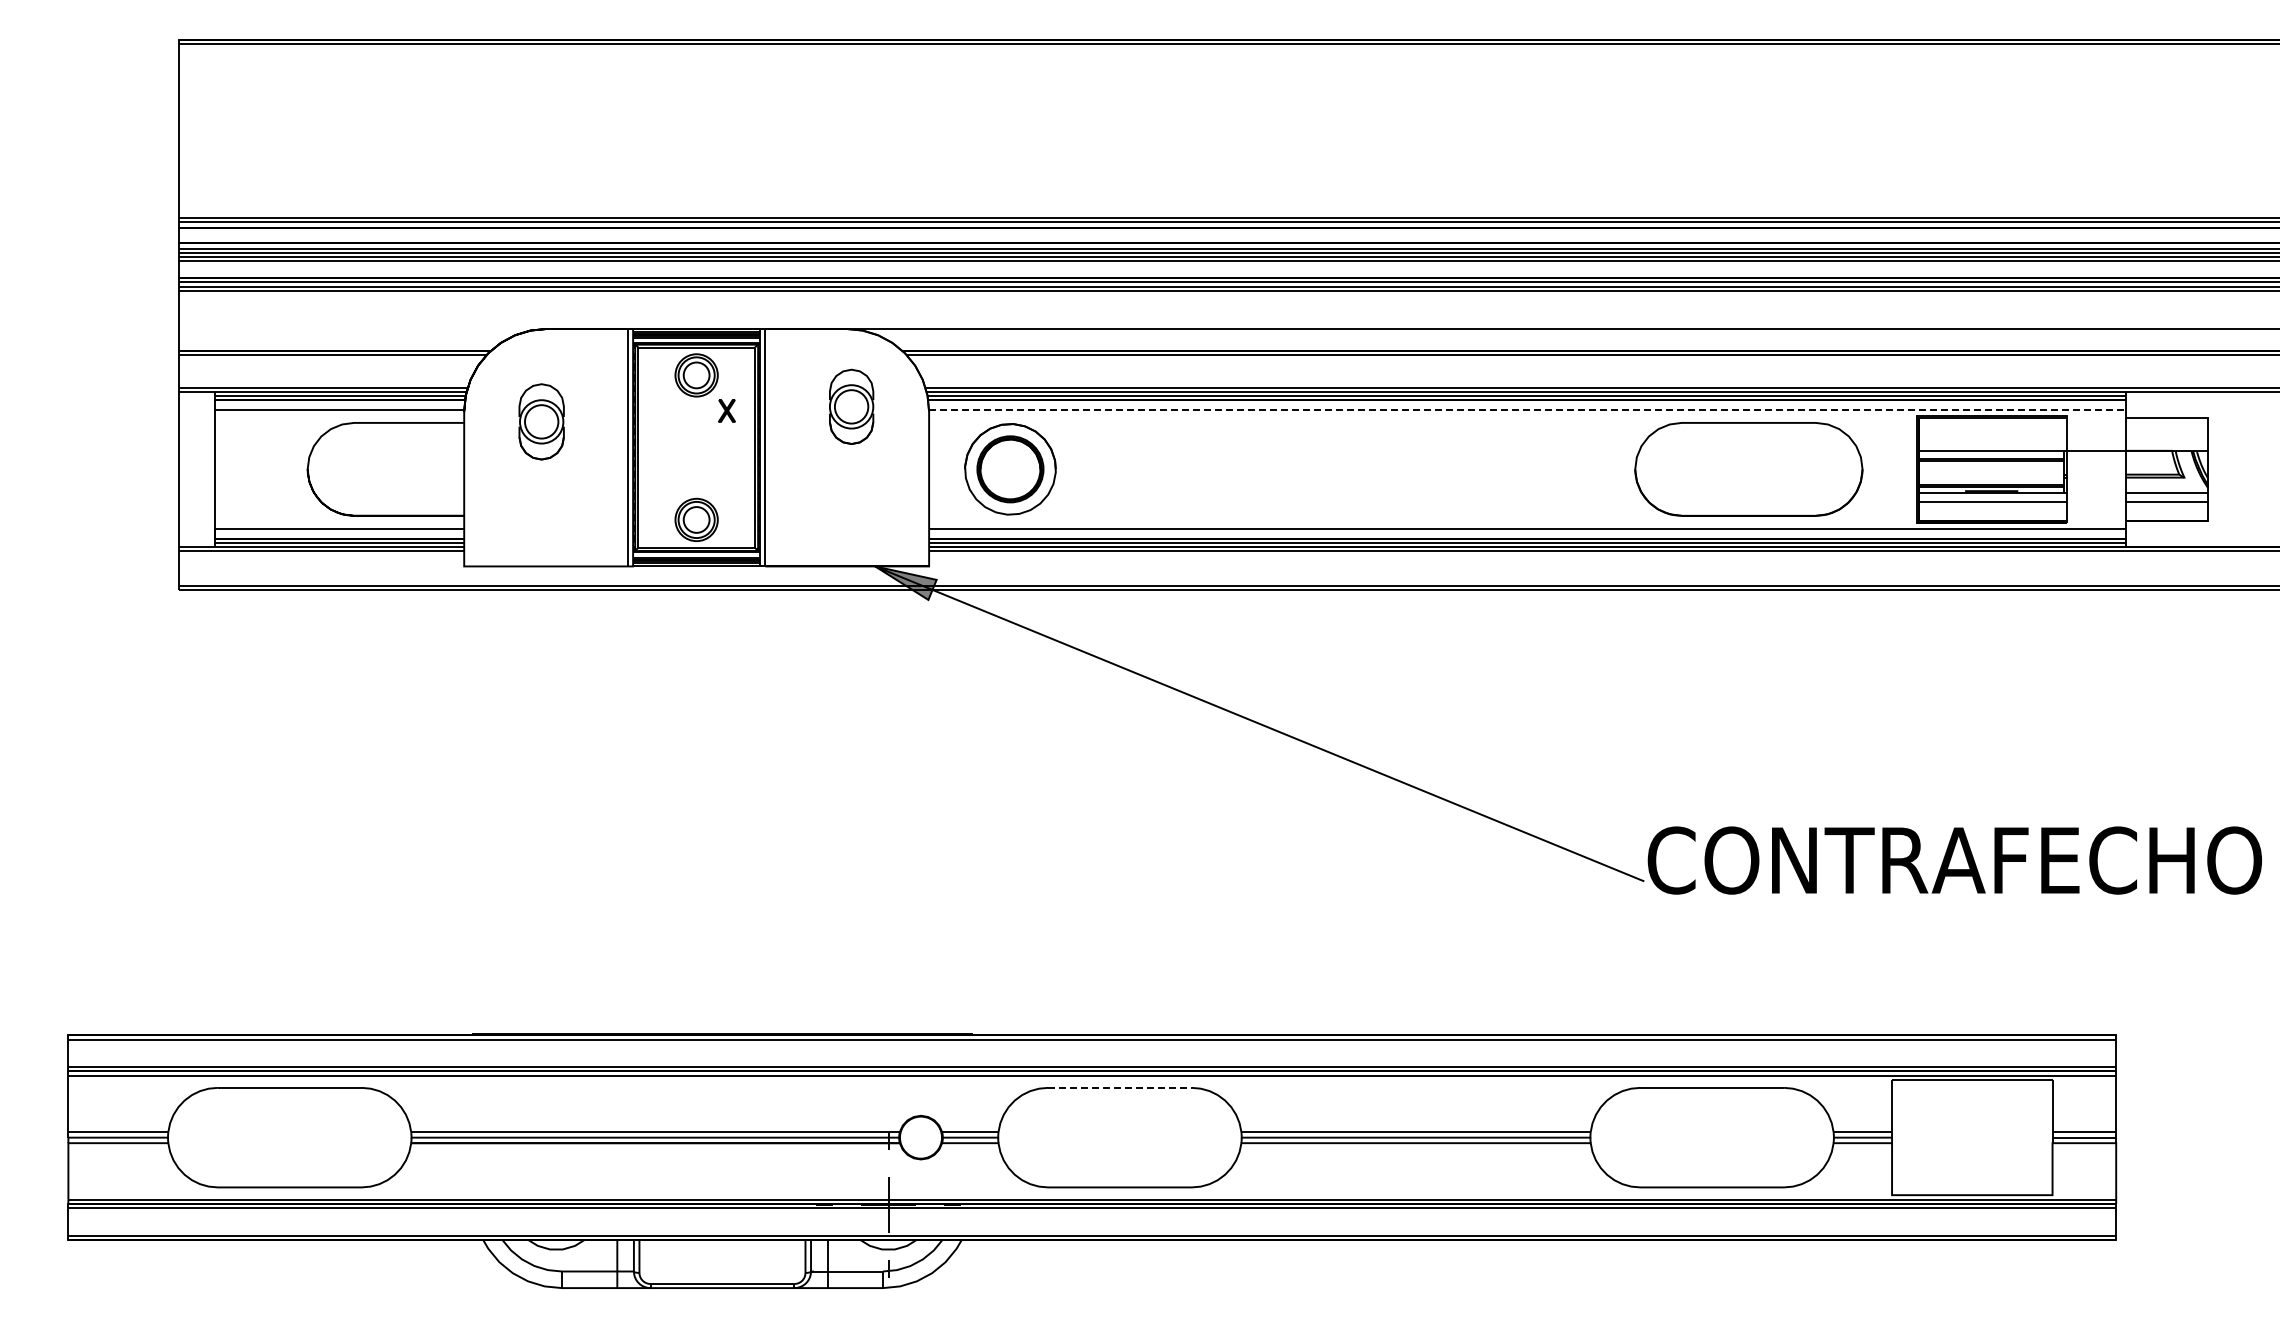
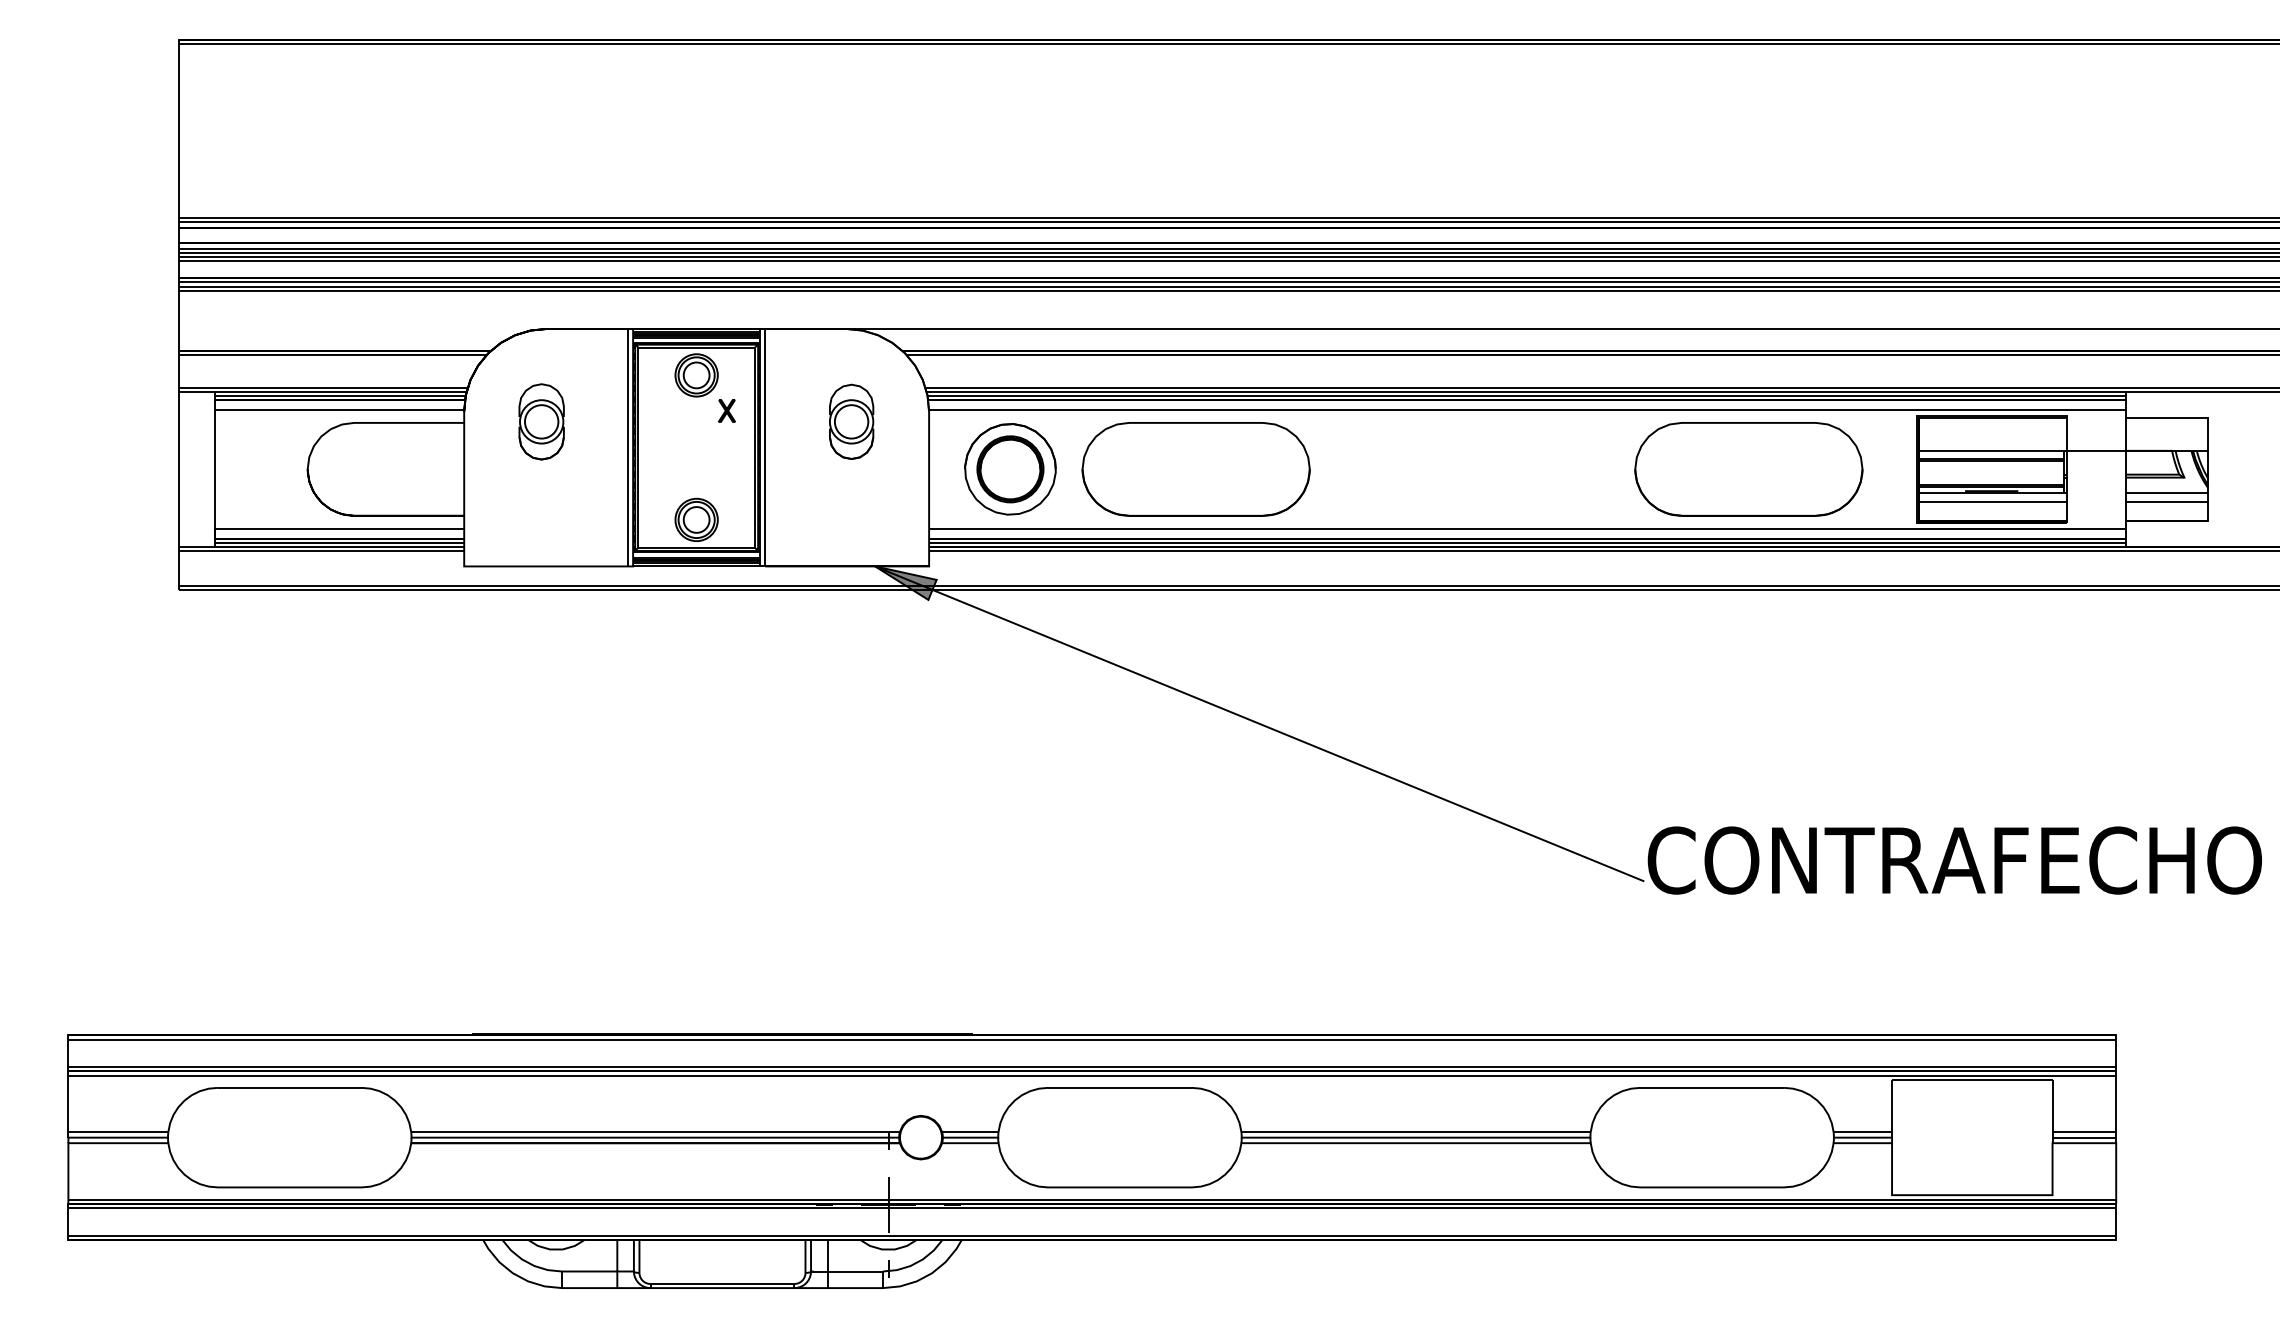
part position: (851, 406) -> (851, 421) (851, 421)
line: dashed -> solid (1528, 410)
part: none -> present (1195, 469)
line: dashed -> solid (1119, 1087)
